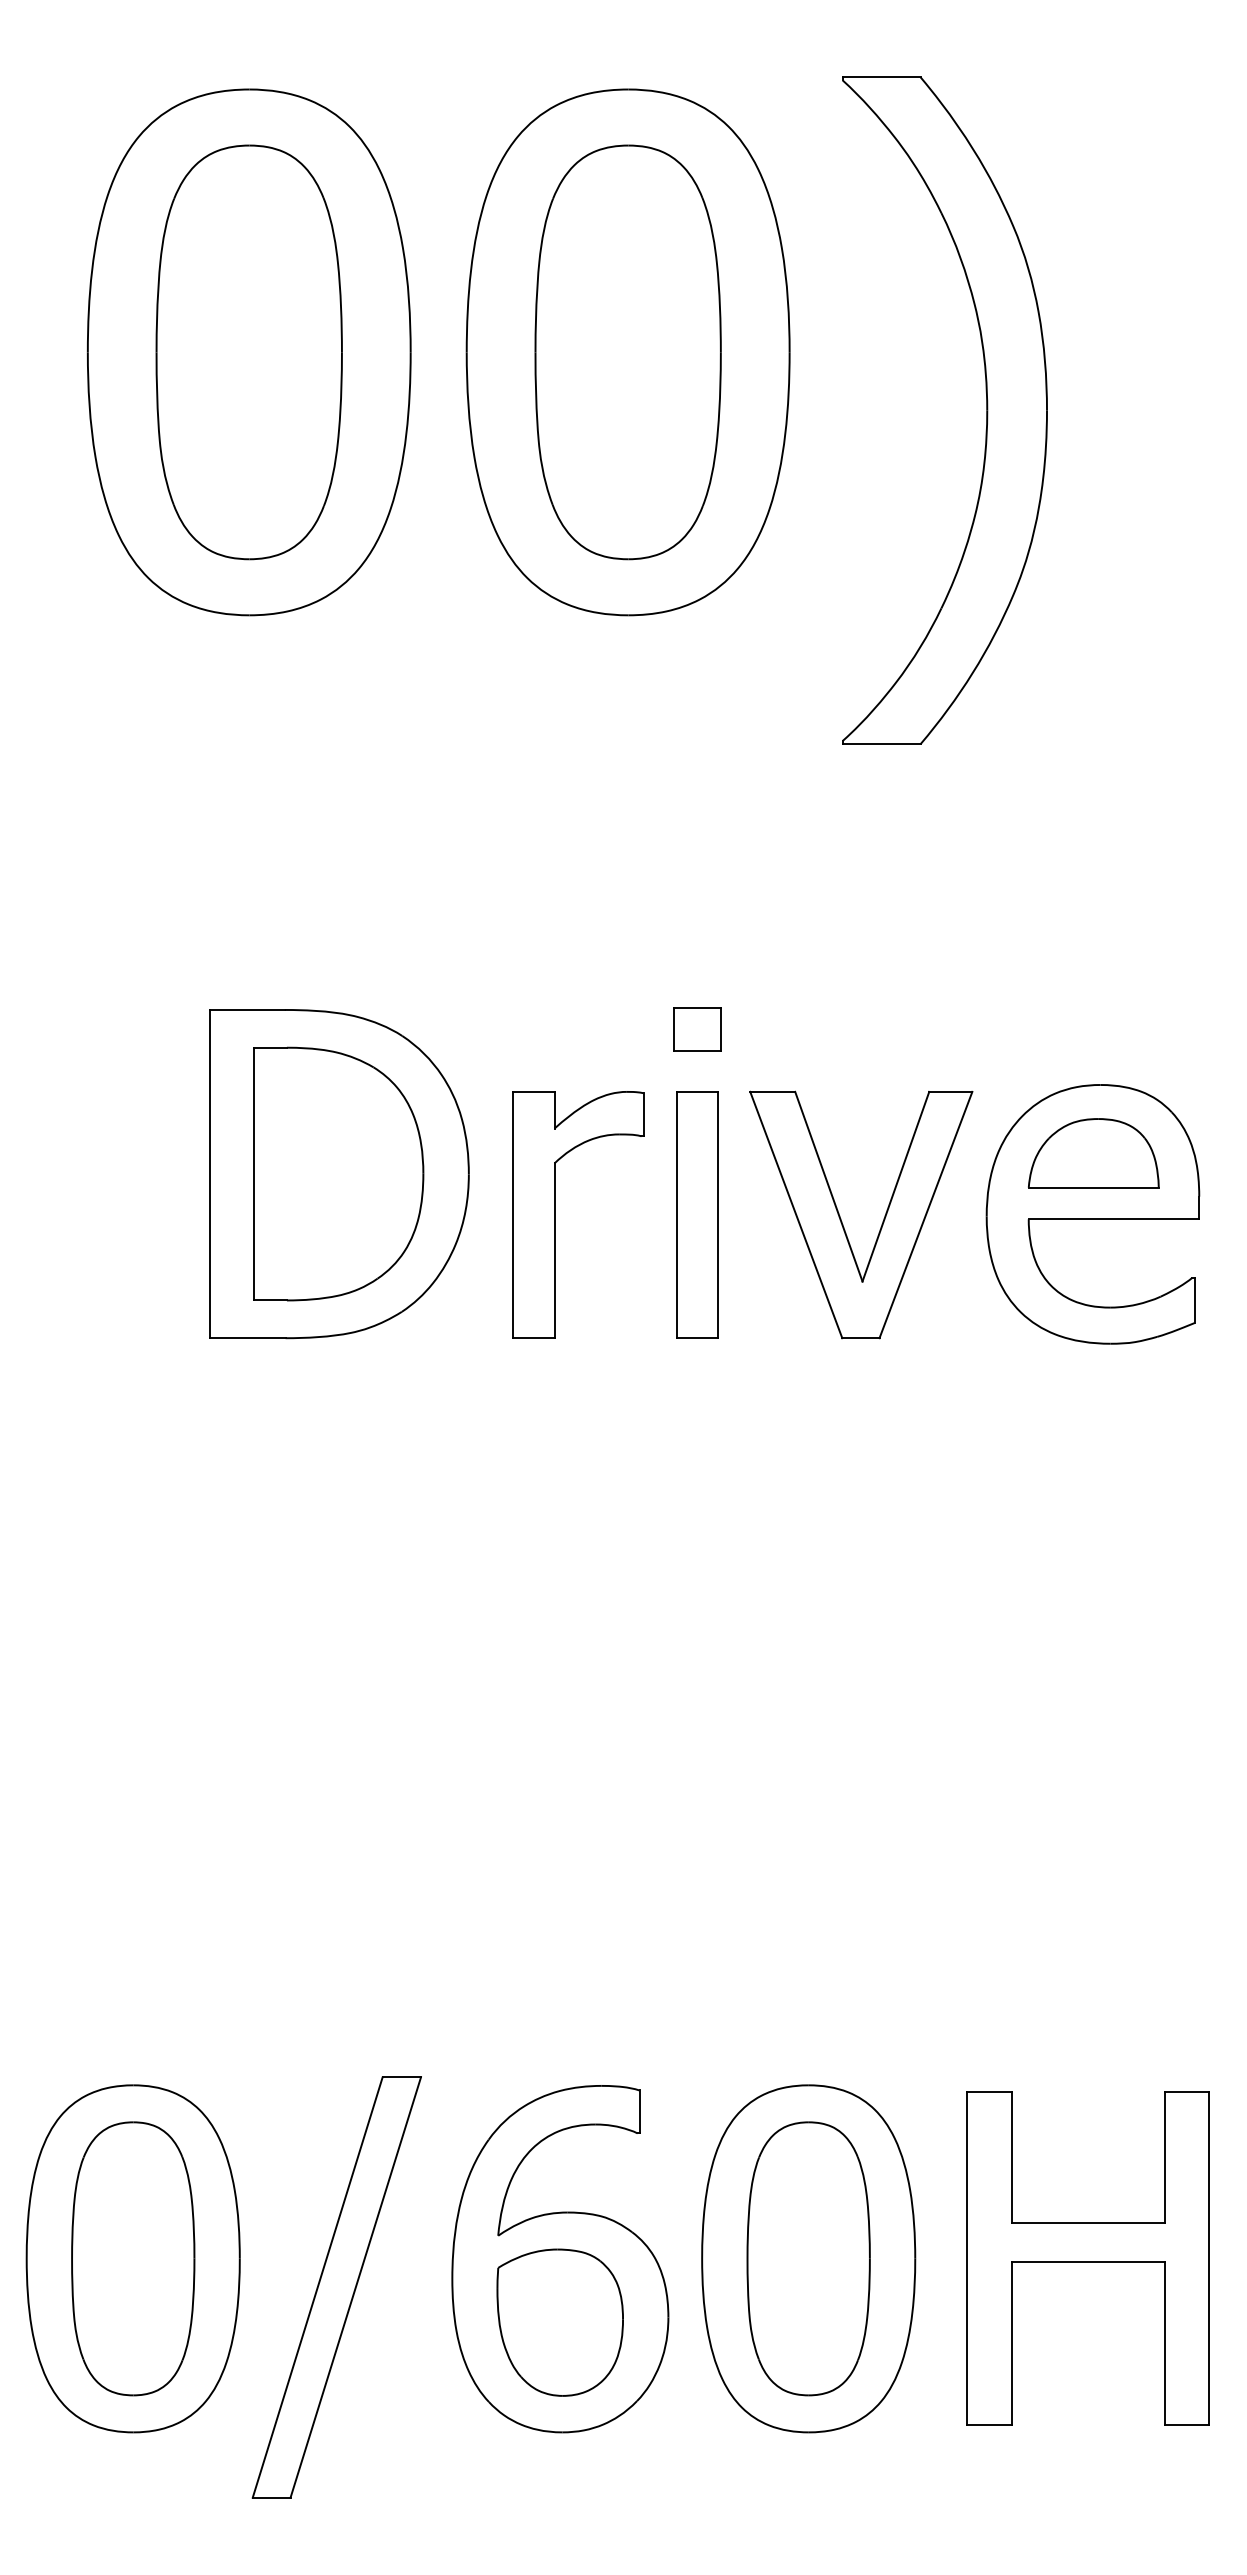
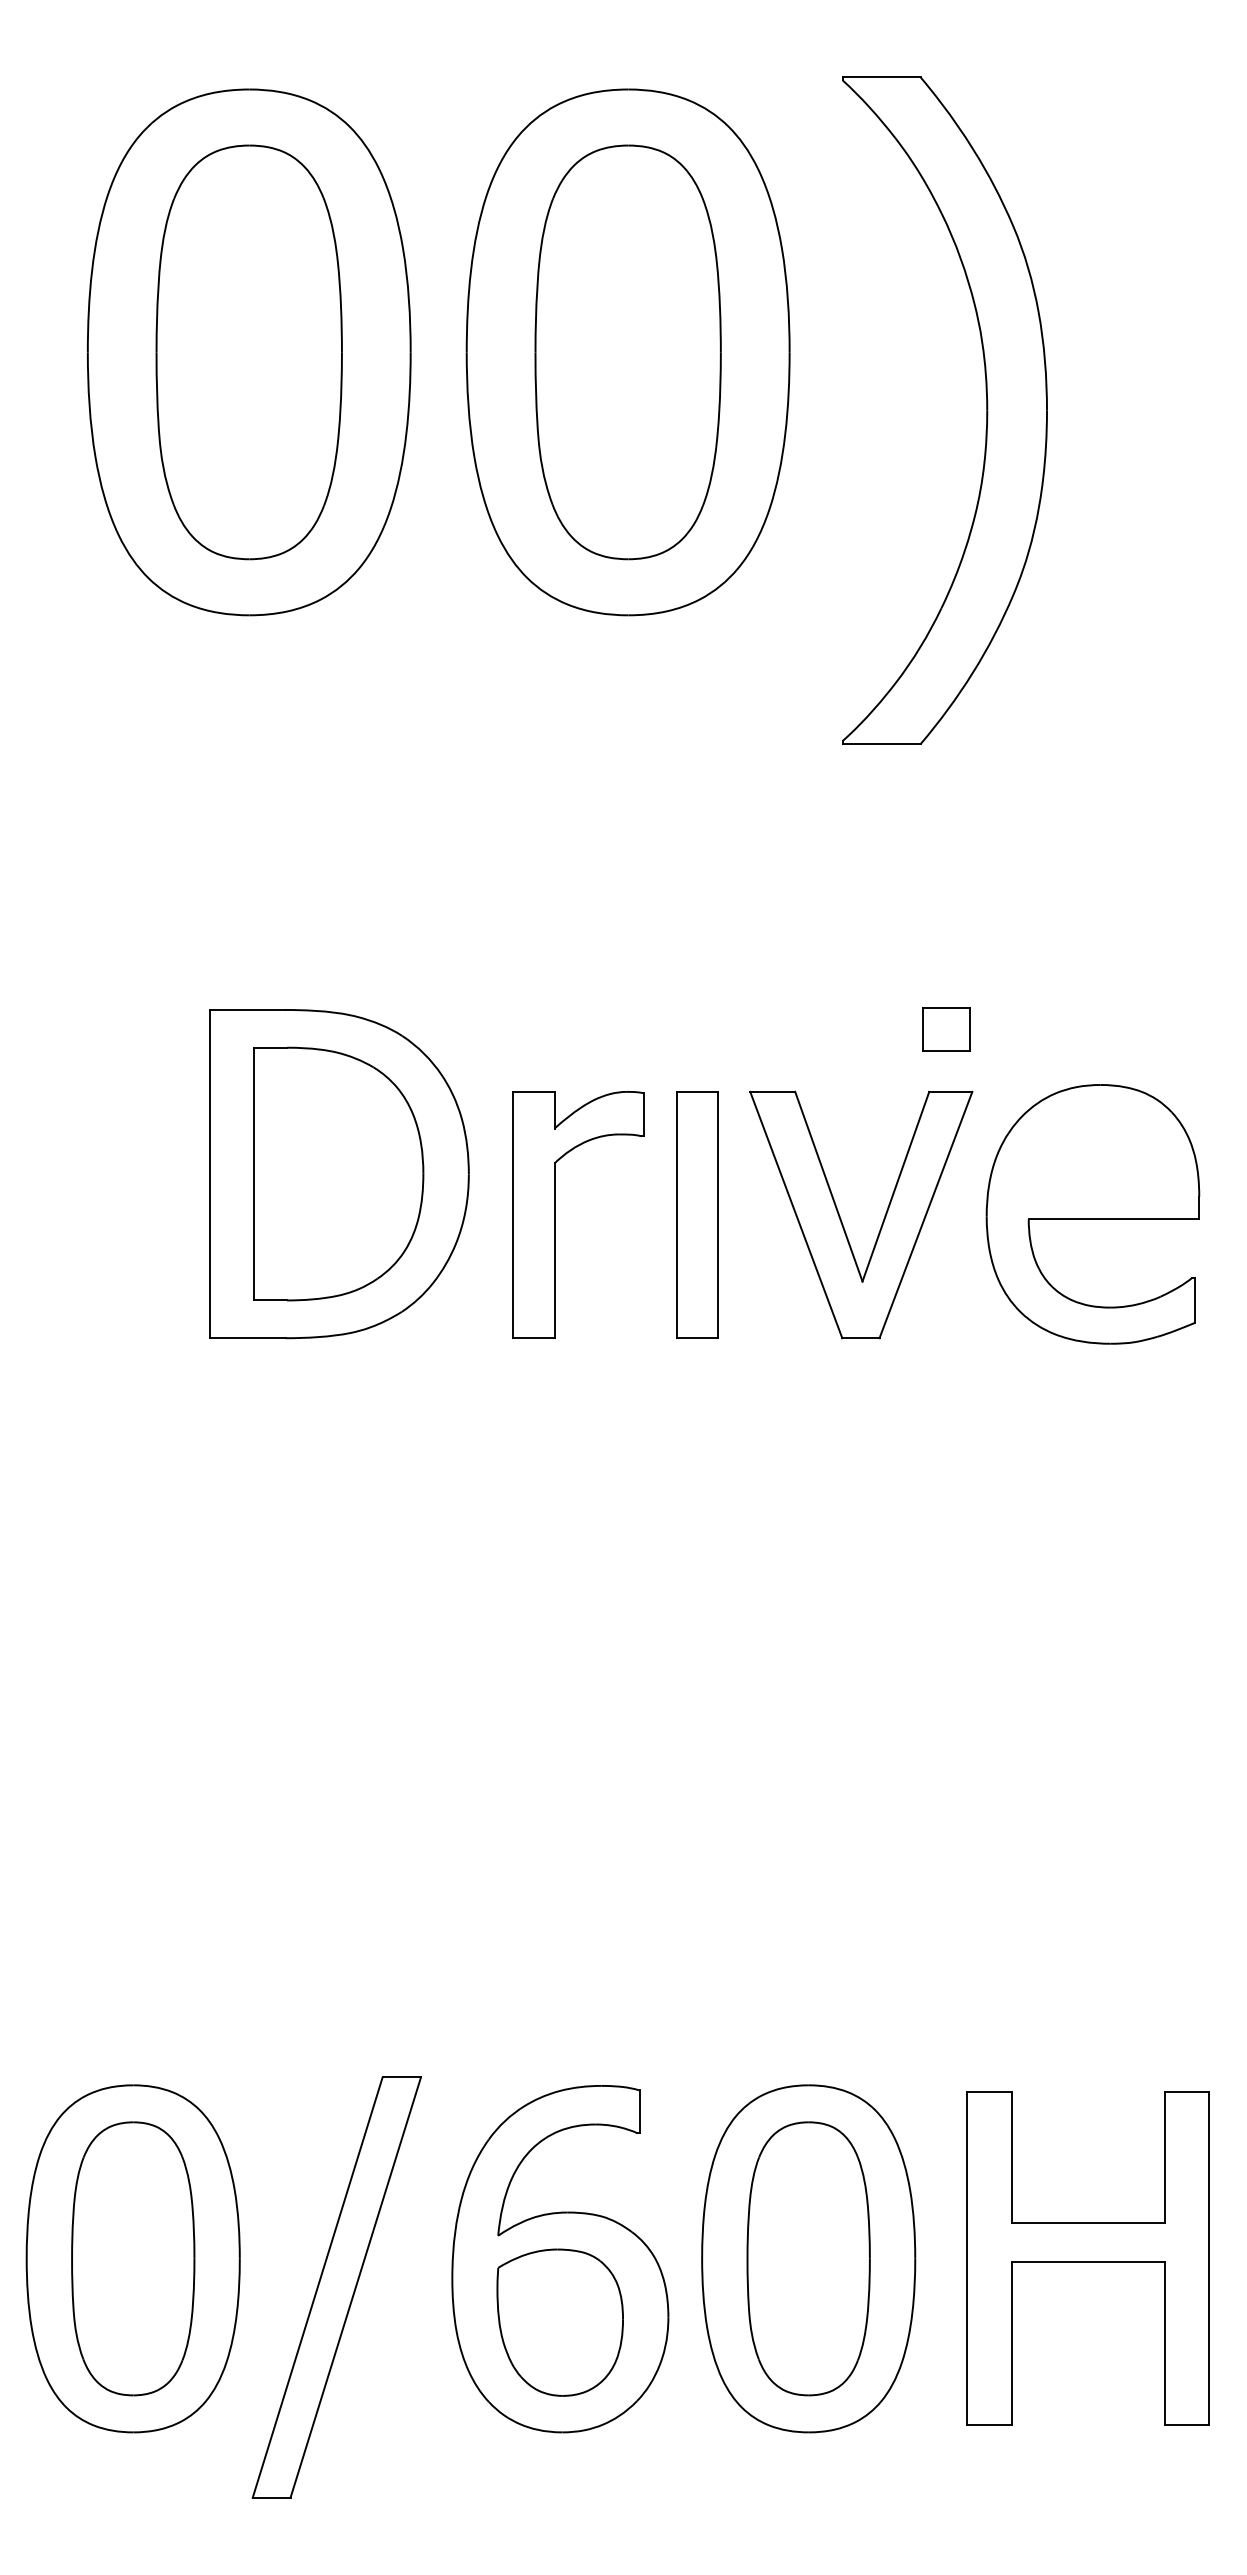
part position: (697, 1029) -> (946, 1029) (946, 1029)
part: present -> none (1093, 1153)
